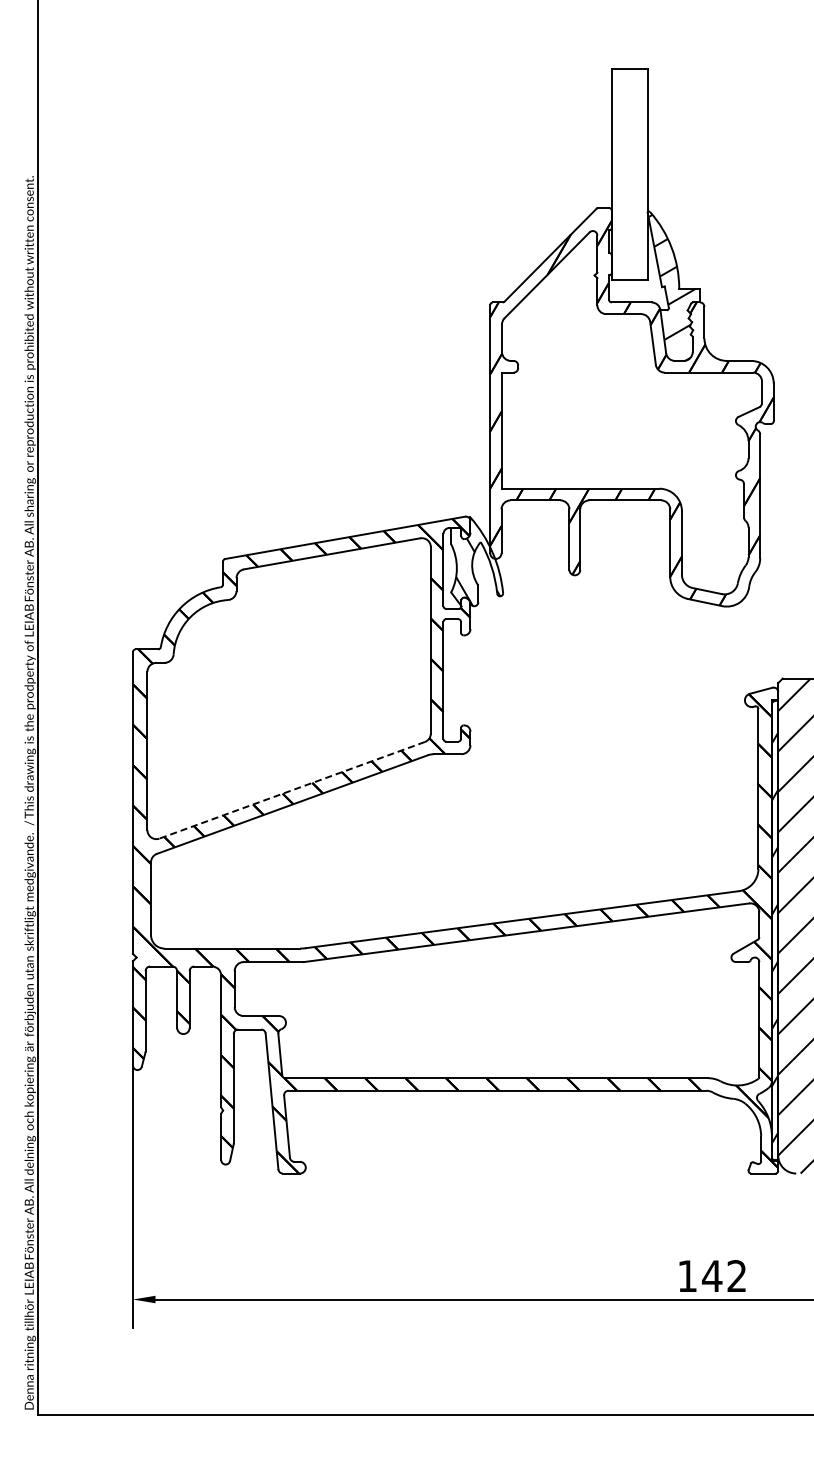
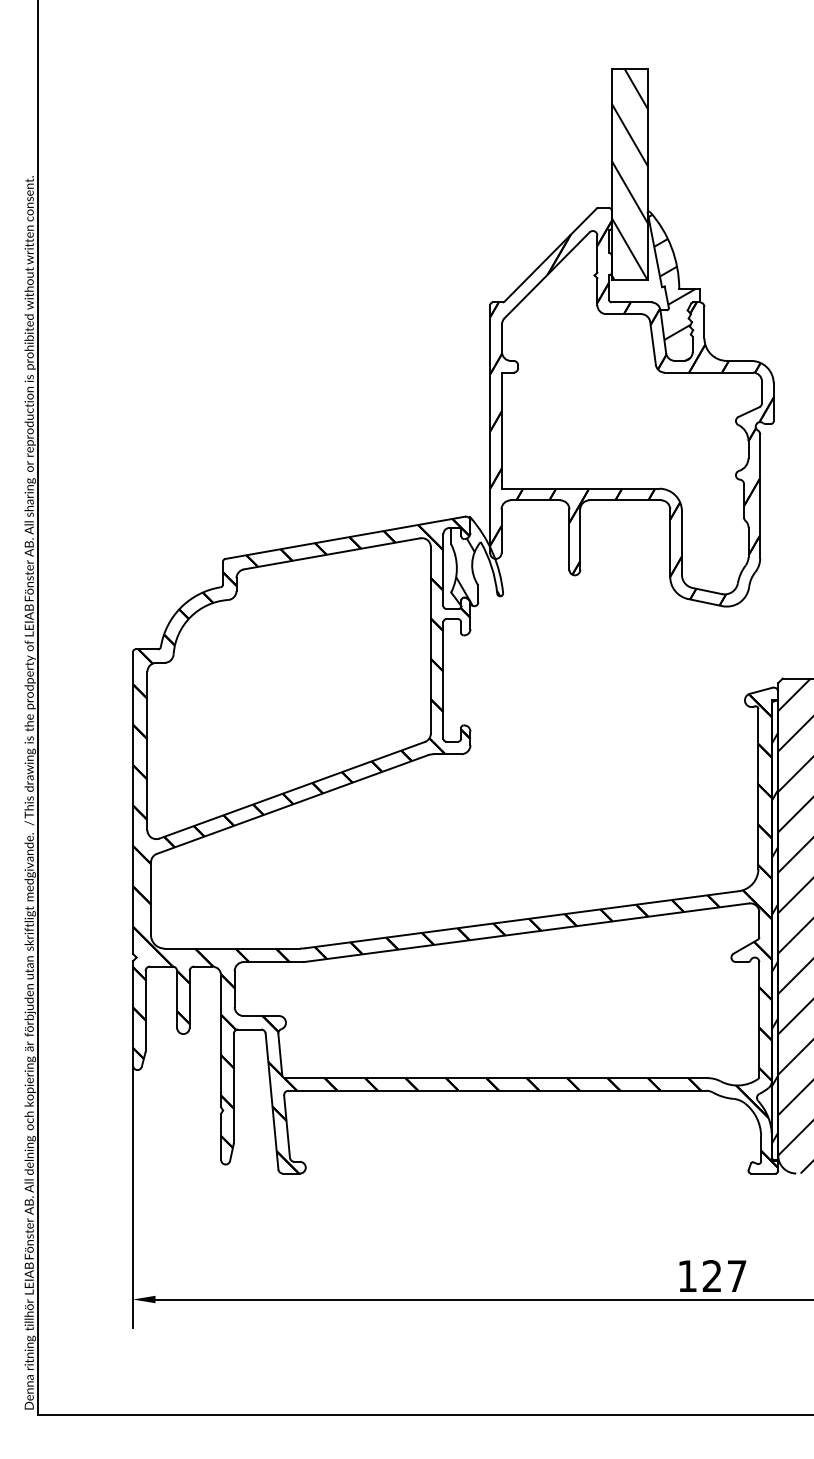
hatch: none -> present (629, 173)
line: dashed -> solid (291, 790)
text: 142 -> 127 (724, 1275)
